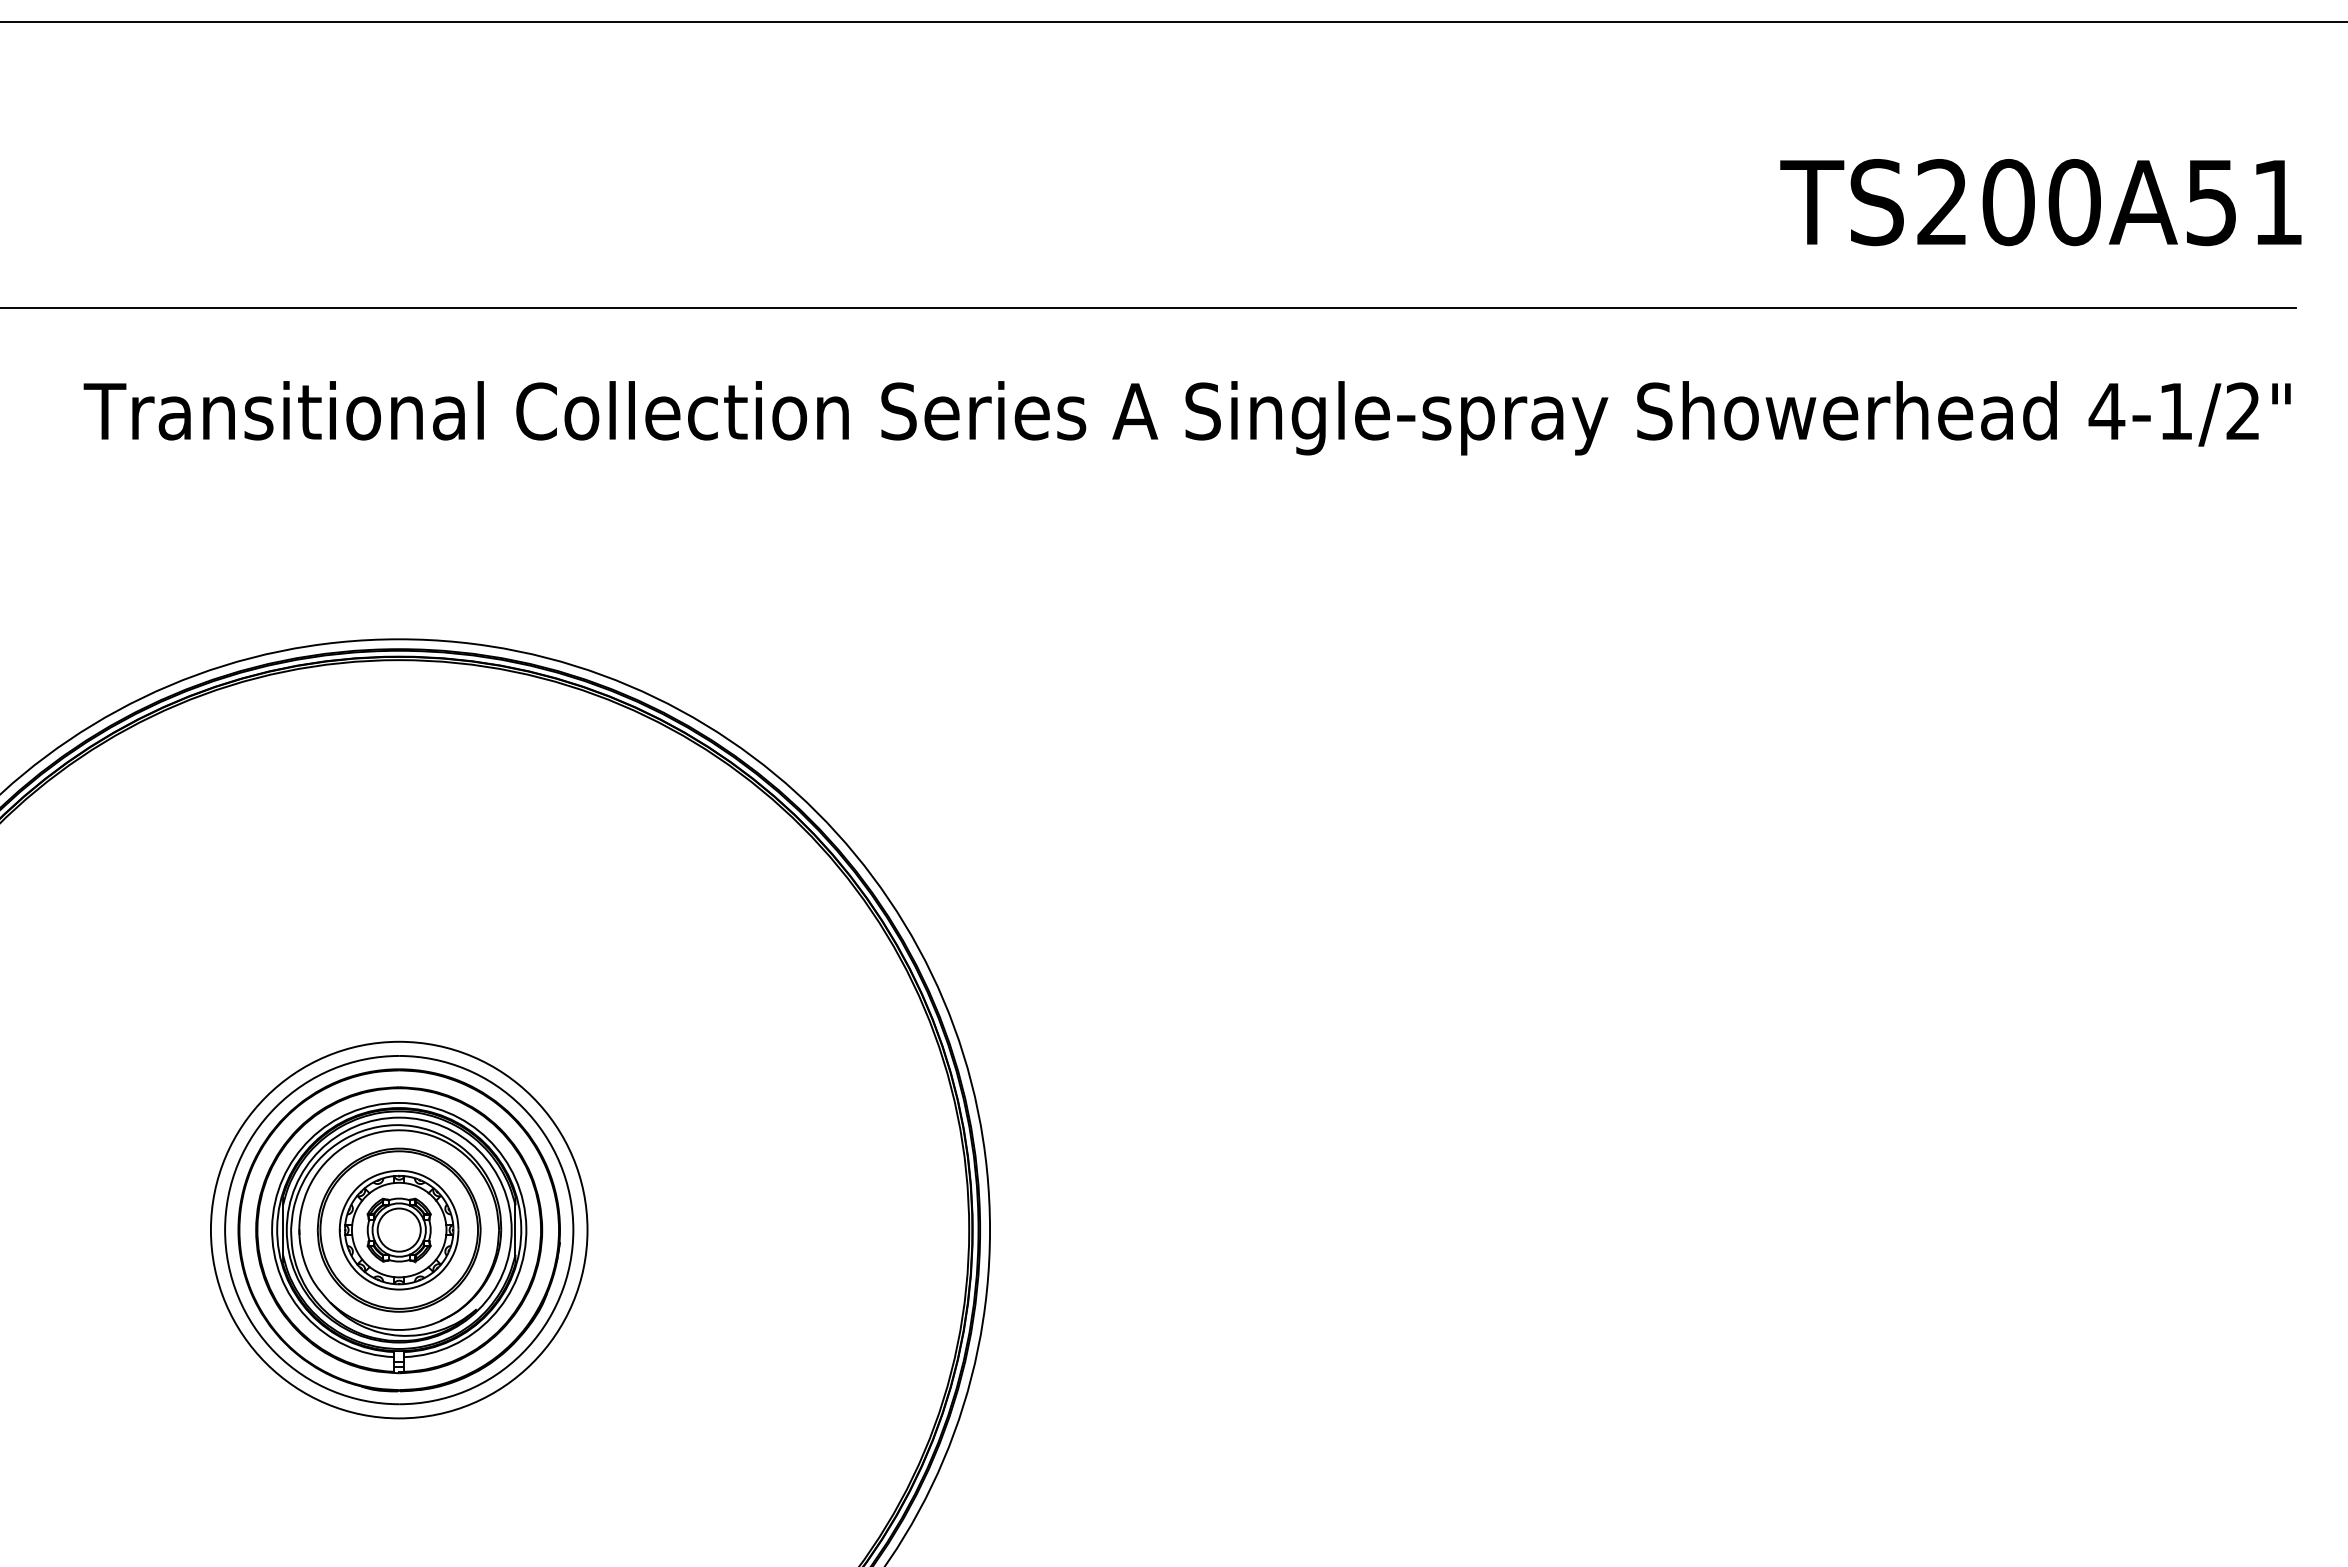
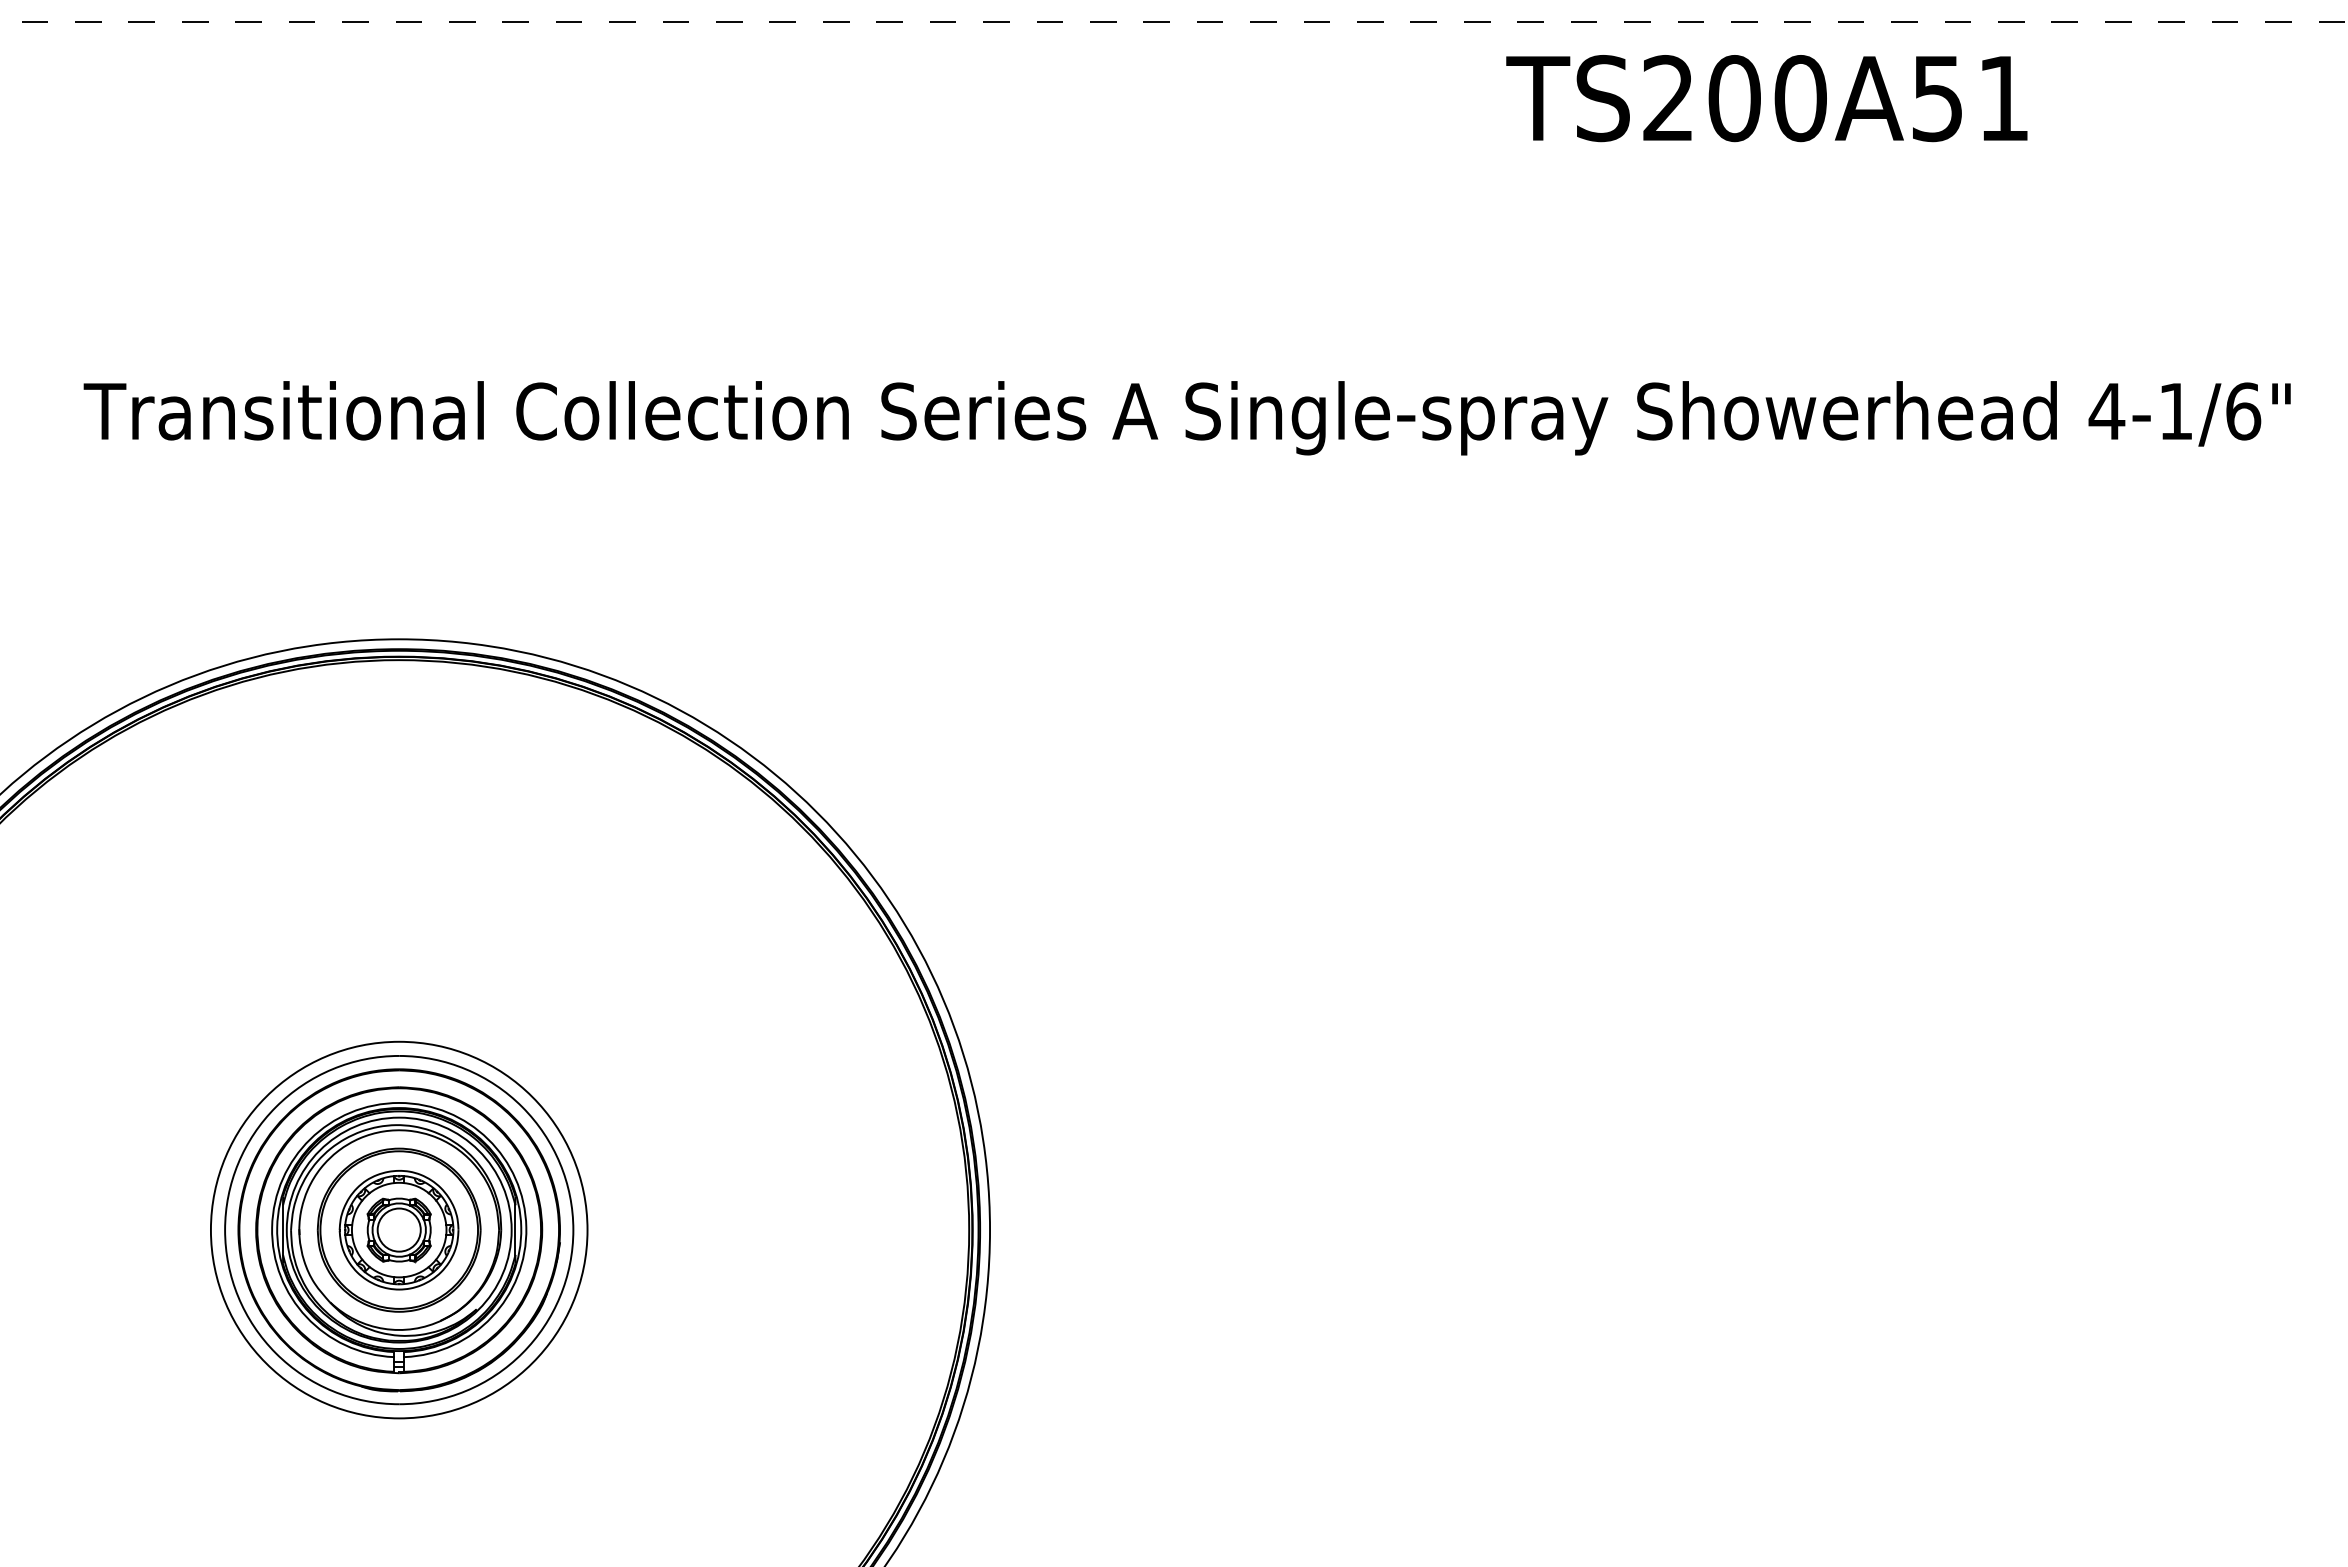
line: solid -> dashed (1173, 22)
text position: (2040, 202) -> (1766, 98) (1766, 98)
line: present -> none (1148, 307)
text: 4-1/2" -> 4-1/6" (2243, 411)
